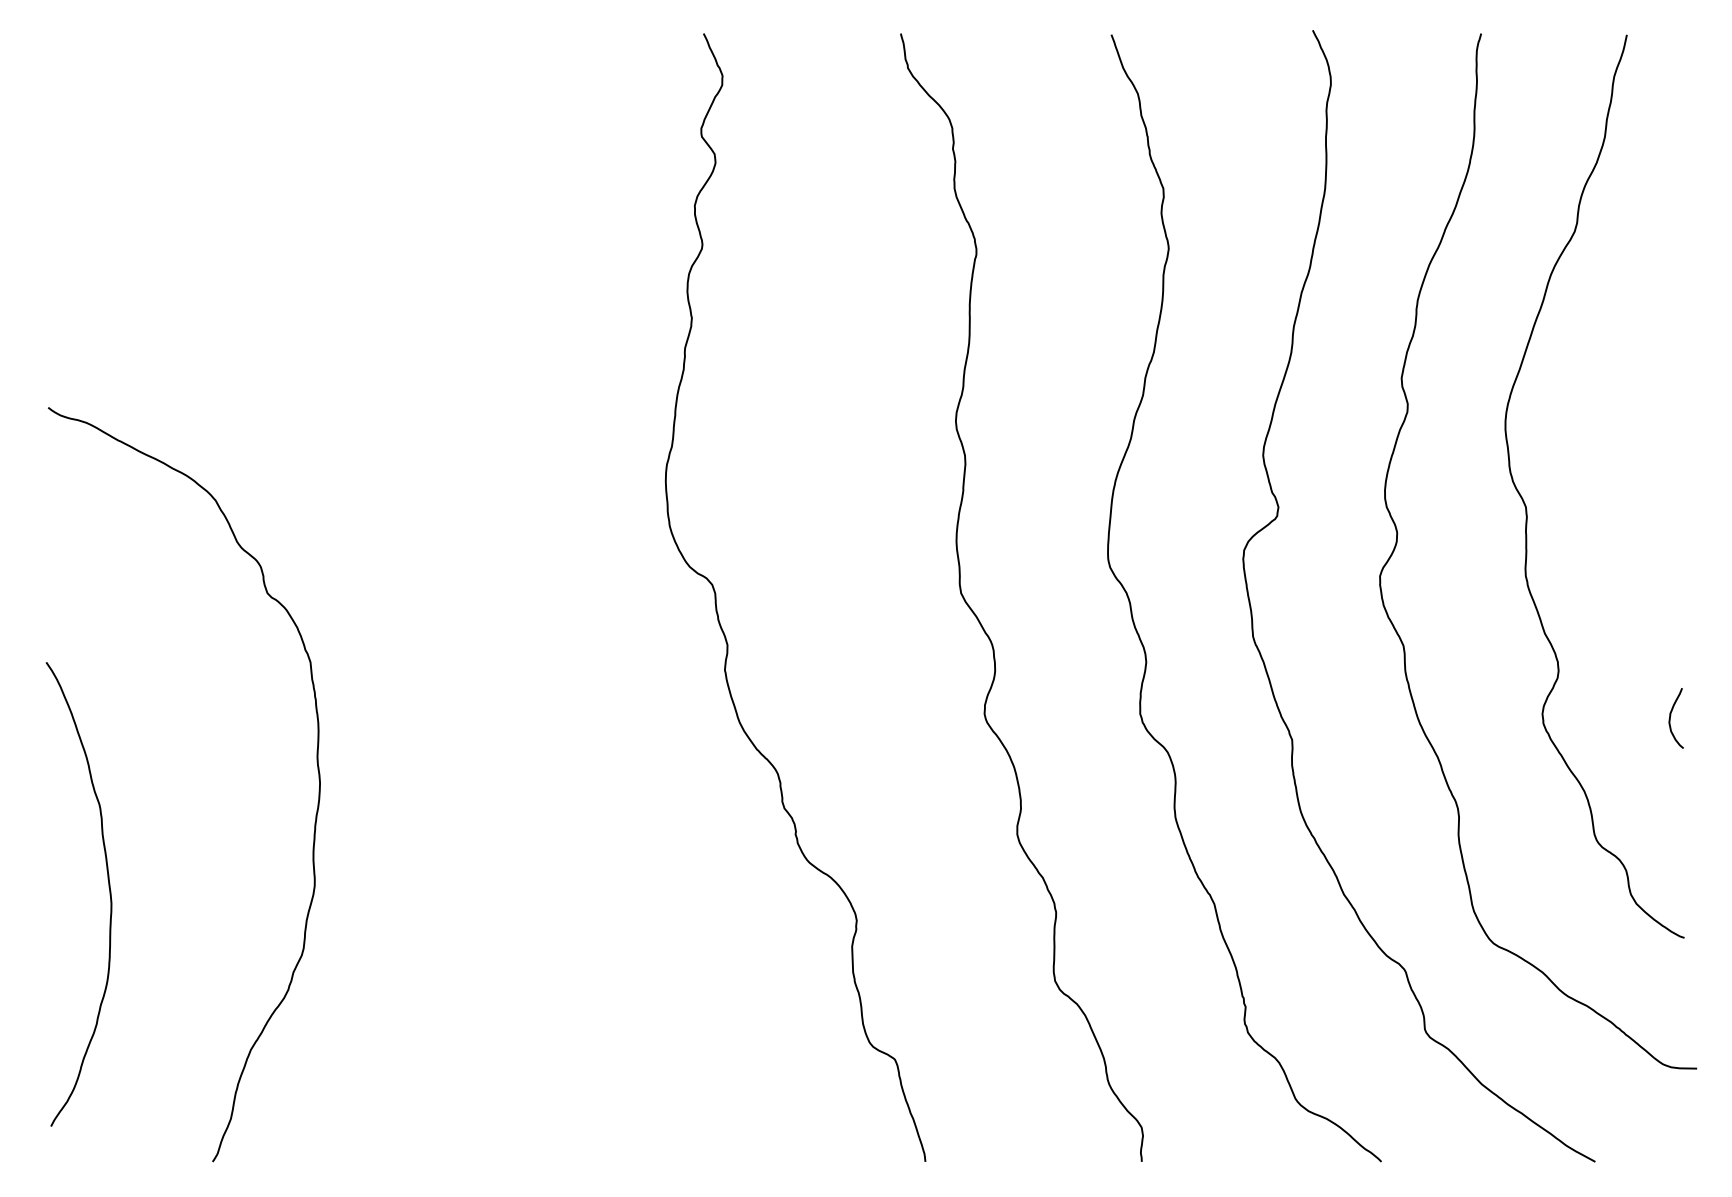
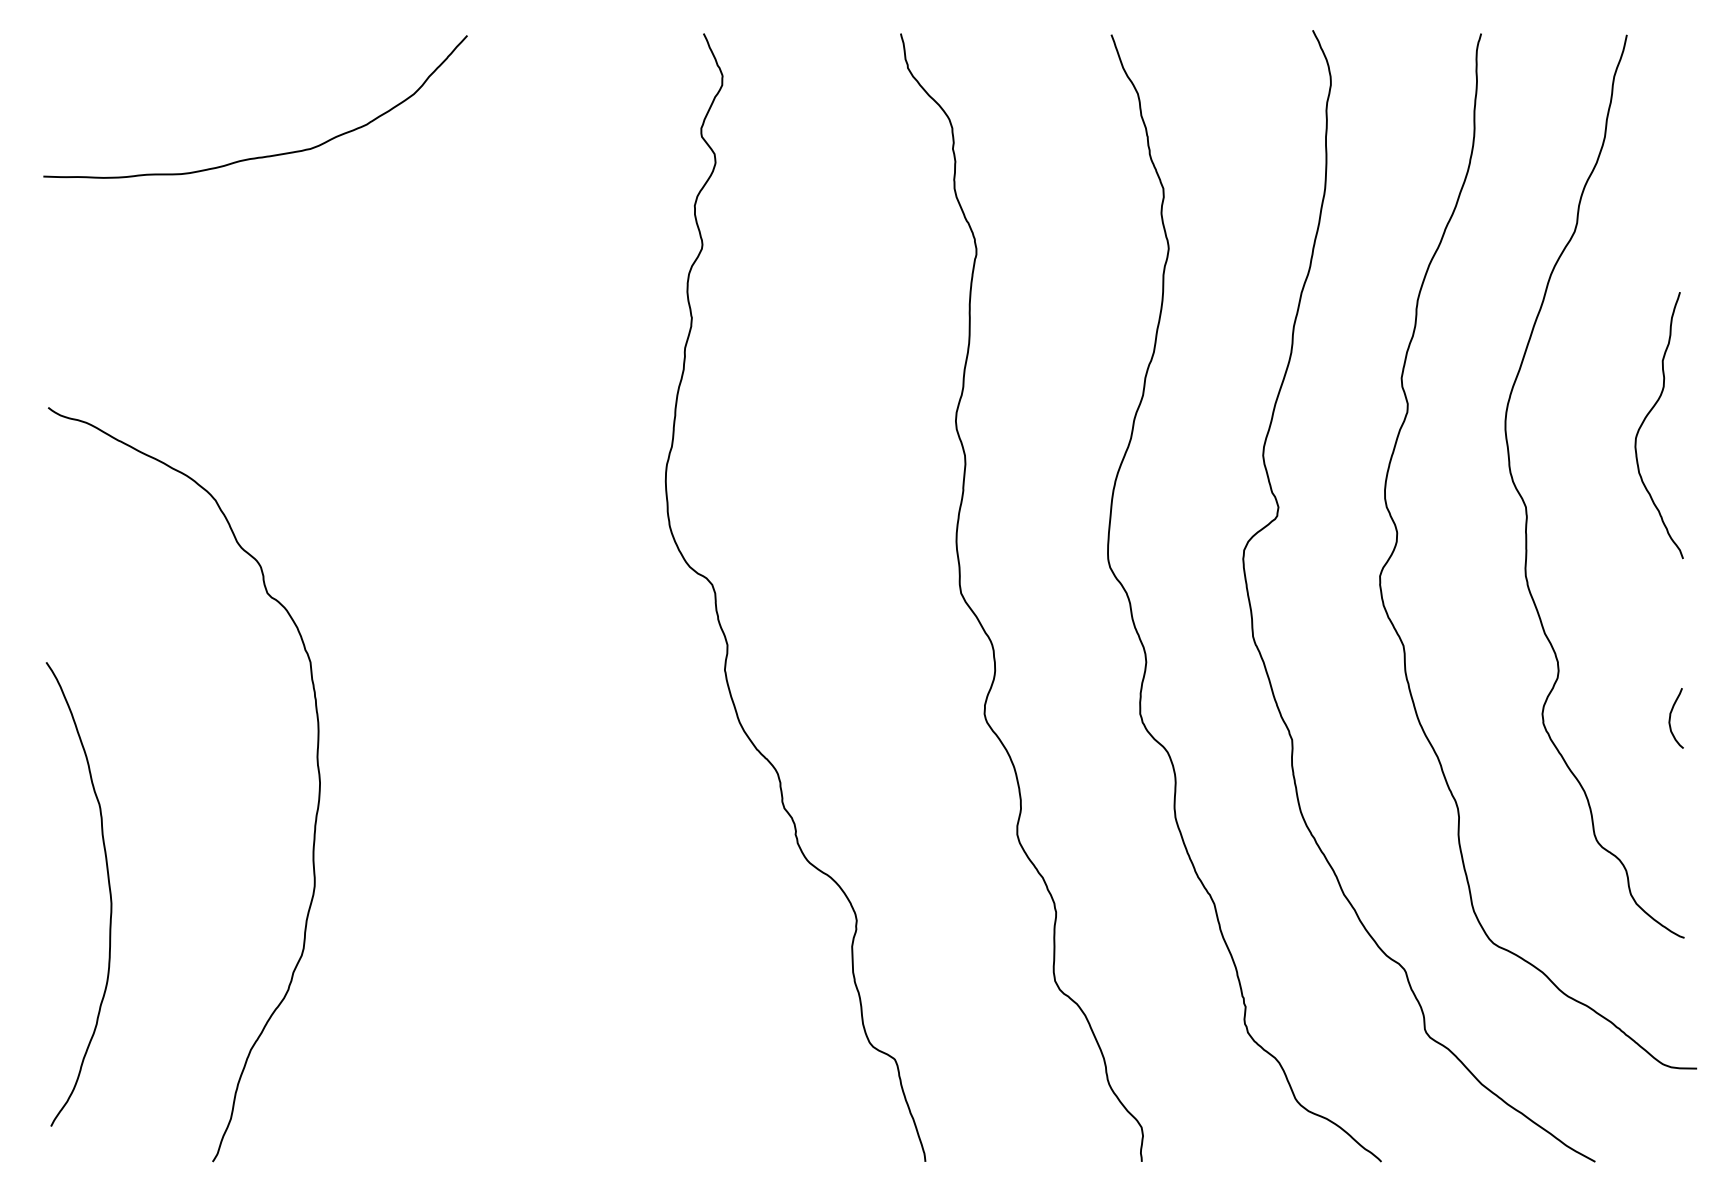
curve: none -> present (258, 156)
curve: none -> present (1646, 418)
